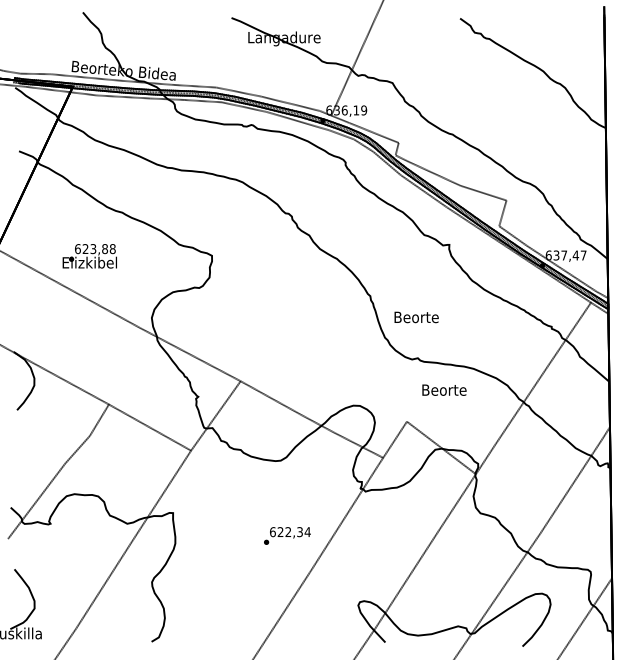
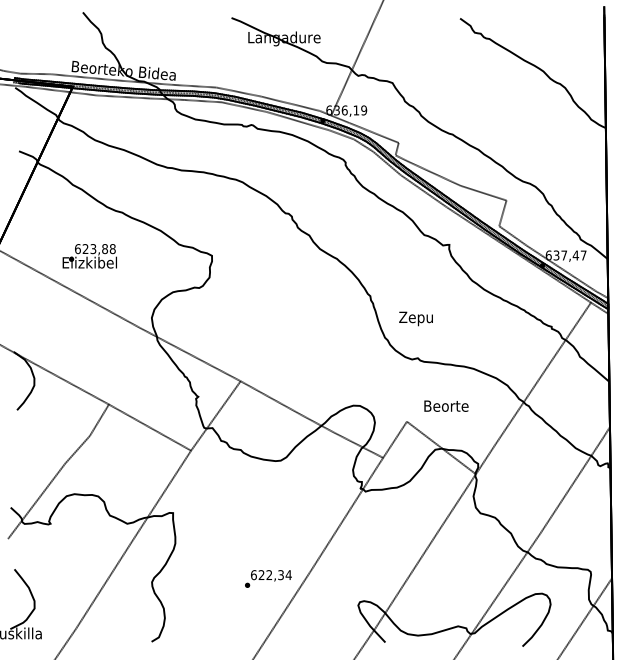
text: Beorte -> Zepu (416, 318)
text position: (444, 389) -> (446, 405) (446, 405)
text position: (287, 535) -> (268, 578) (268, 578)
